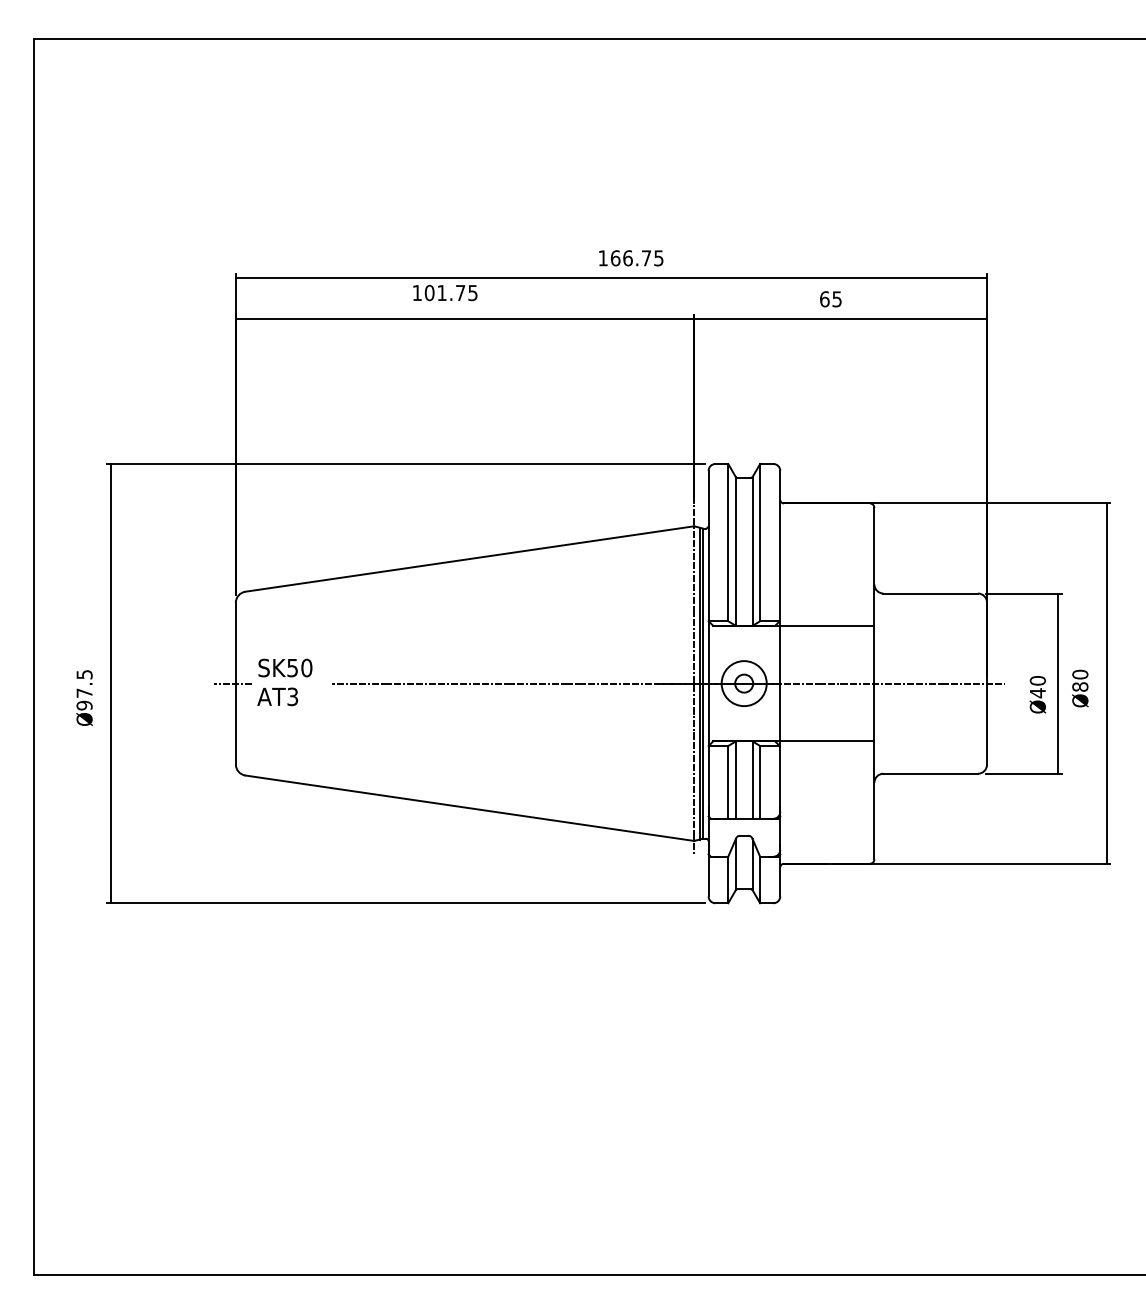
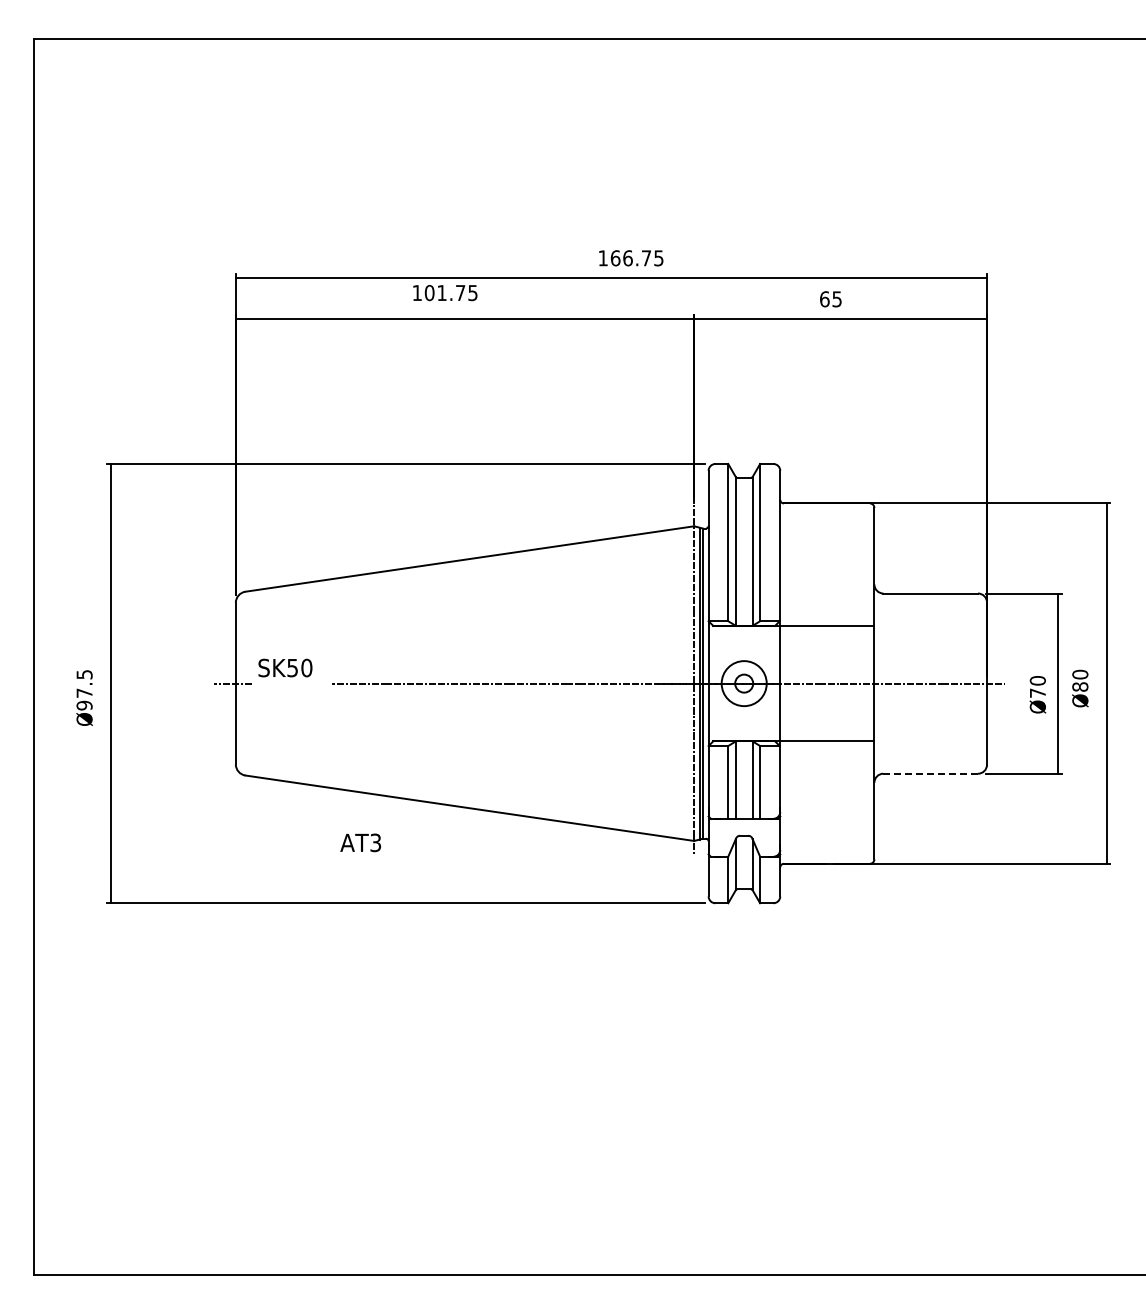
text: Ø40 -> Ø70 (1037, 693)
text position: (277, 696) -> (360, 842) (360, 842)
line: solid -> dashed (931, 773)
